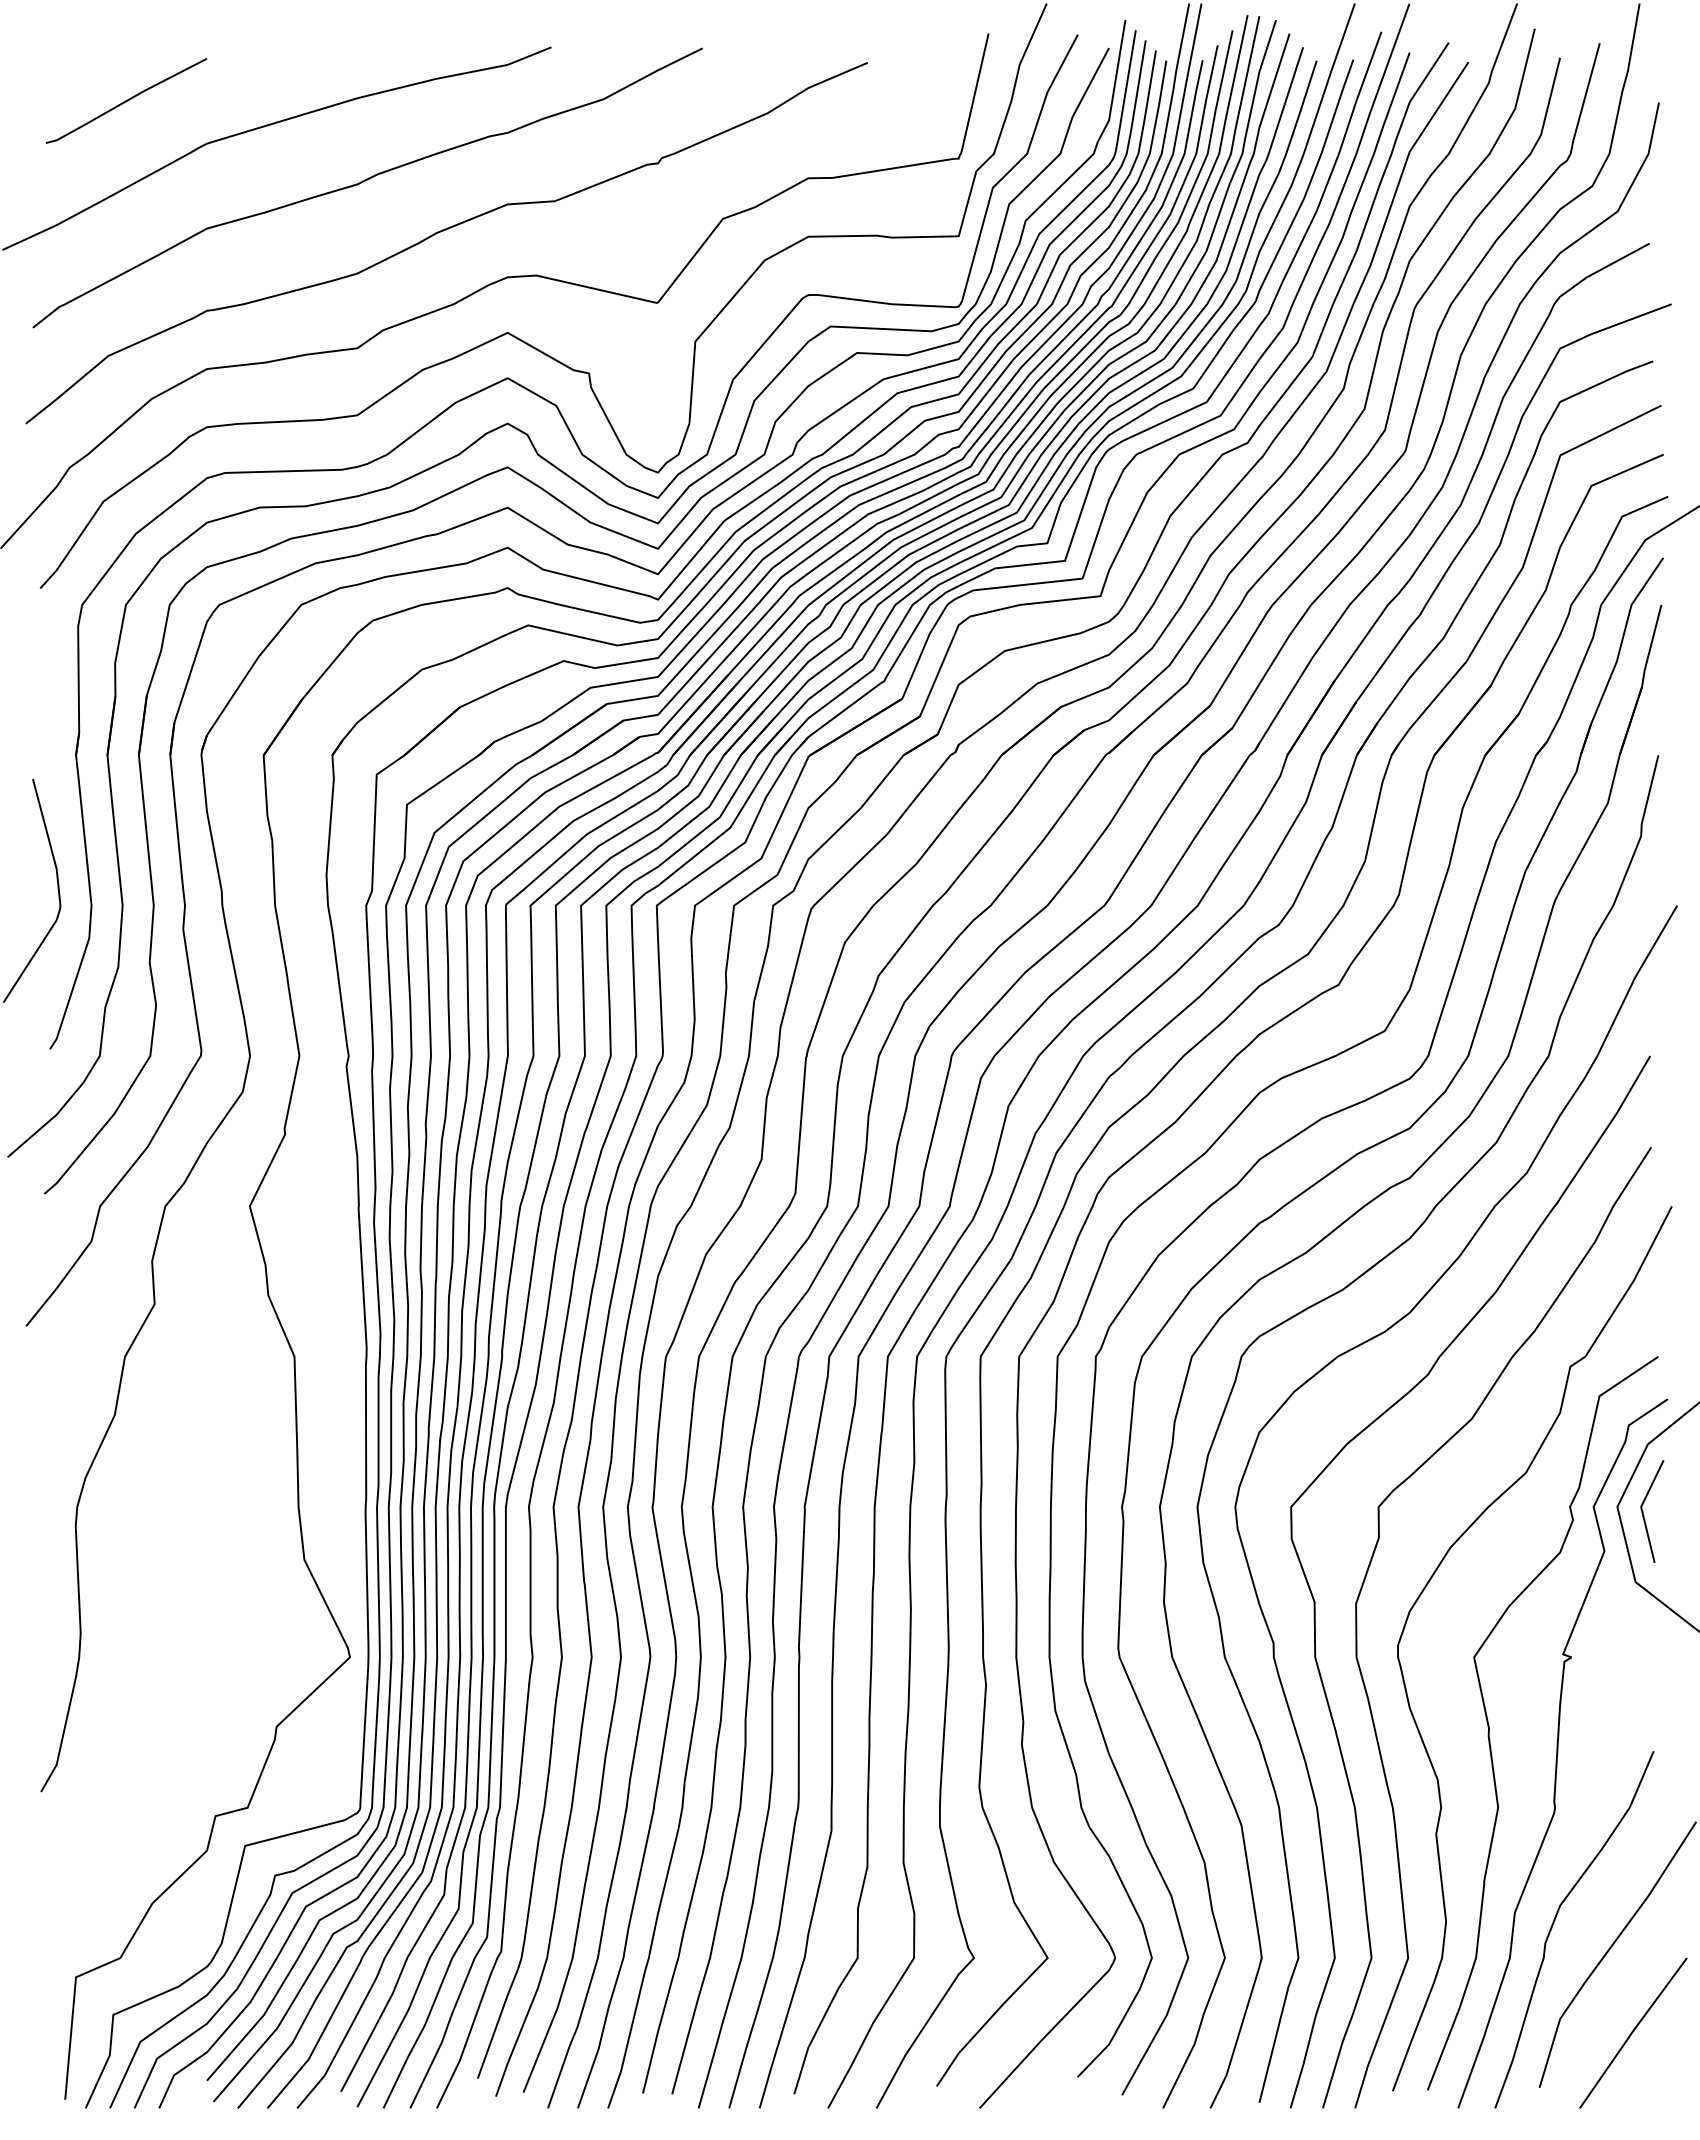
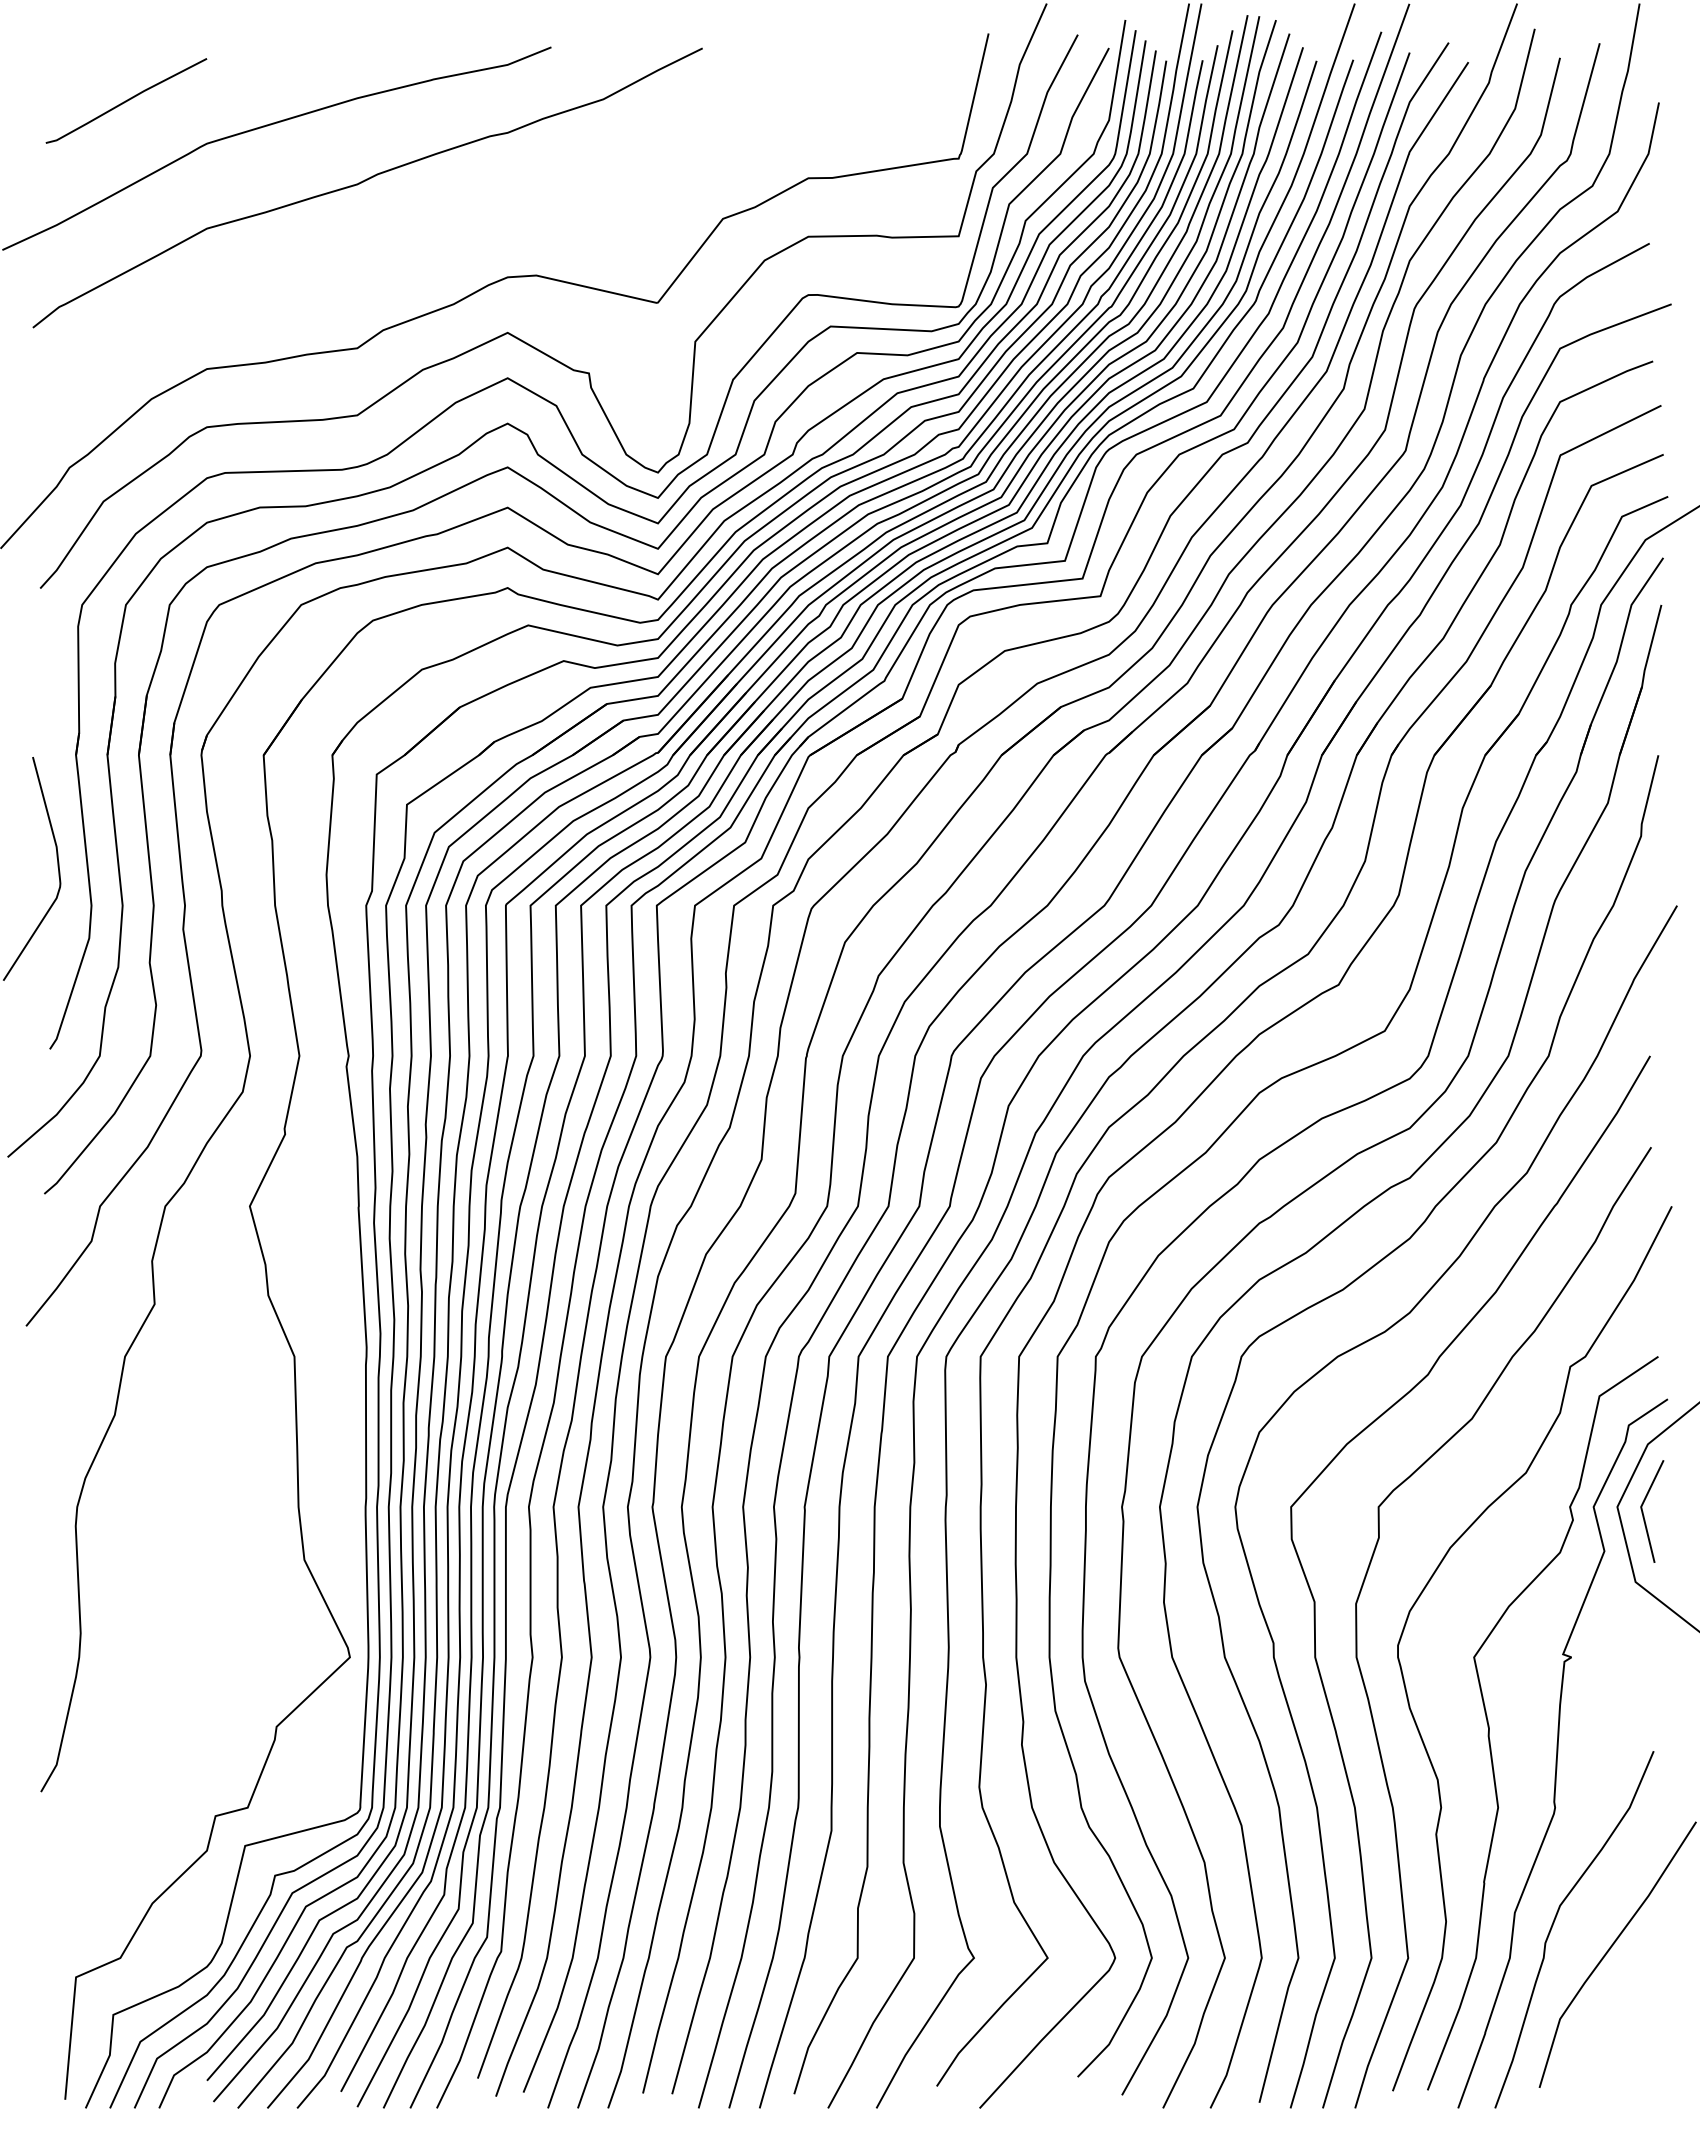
curve: present -> none (441, 232)
curve position: (57, 889) -> (57, 867) (57, 867)
line: present -> none (1633, 2032)
